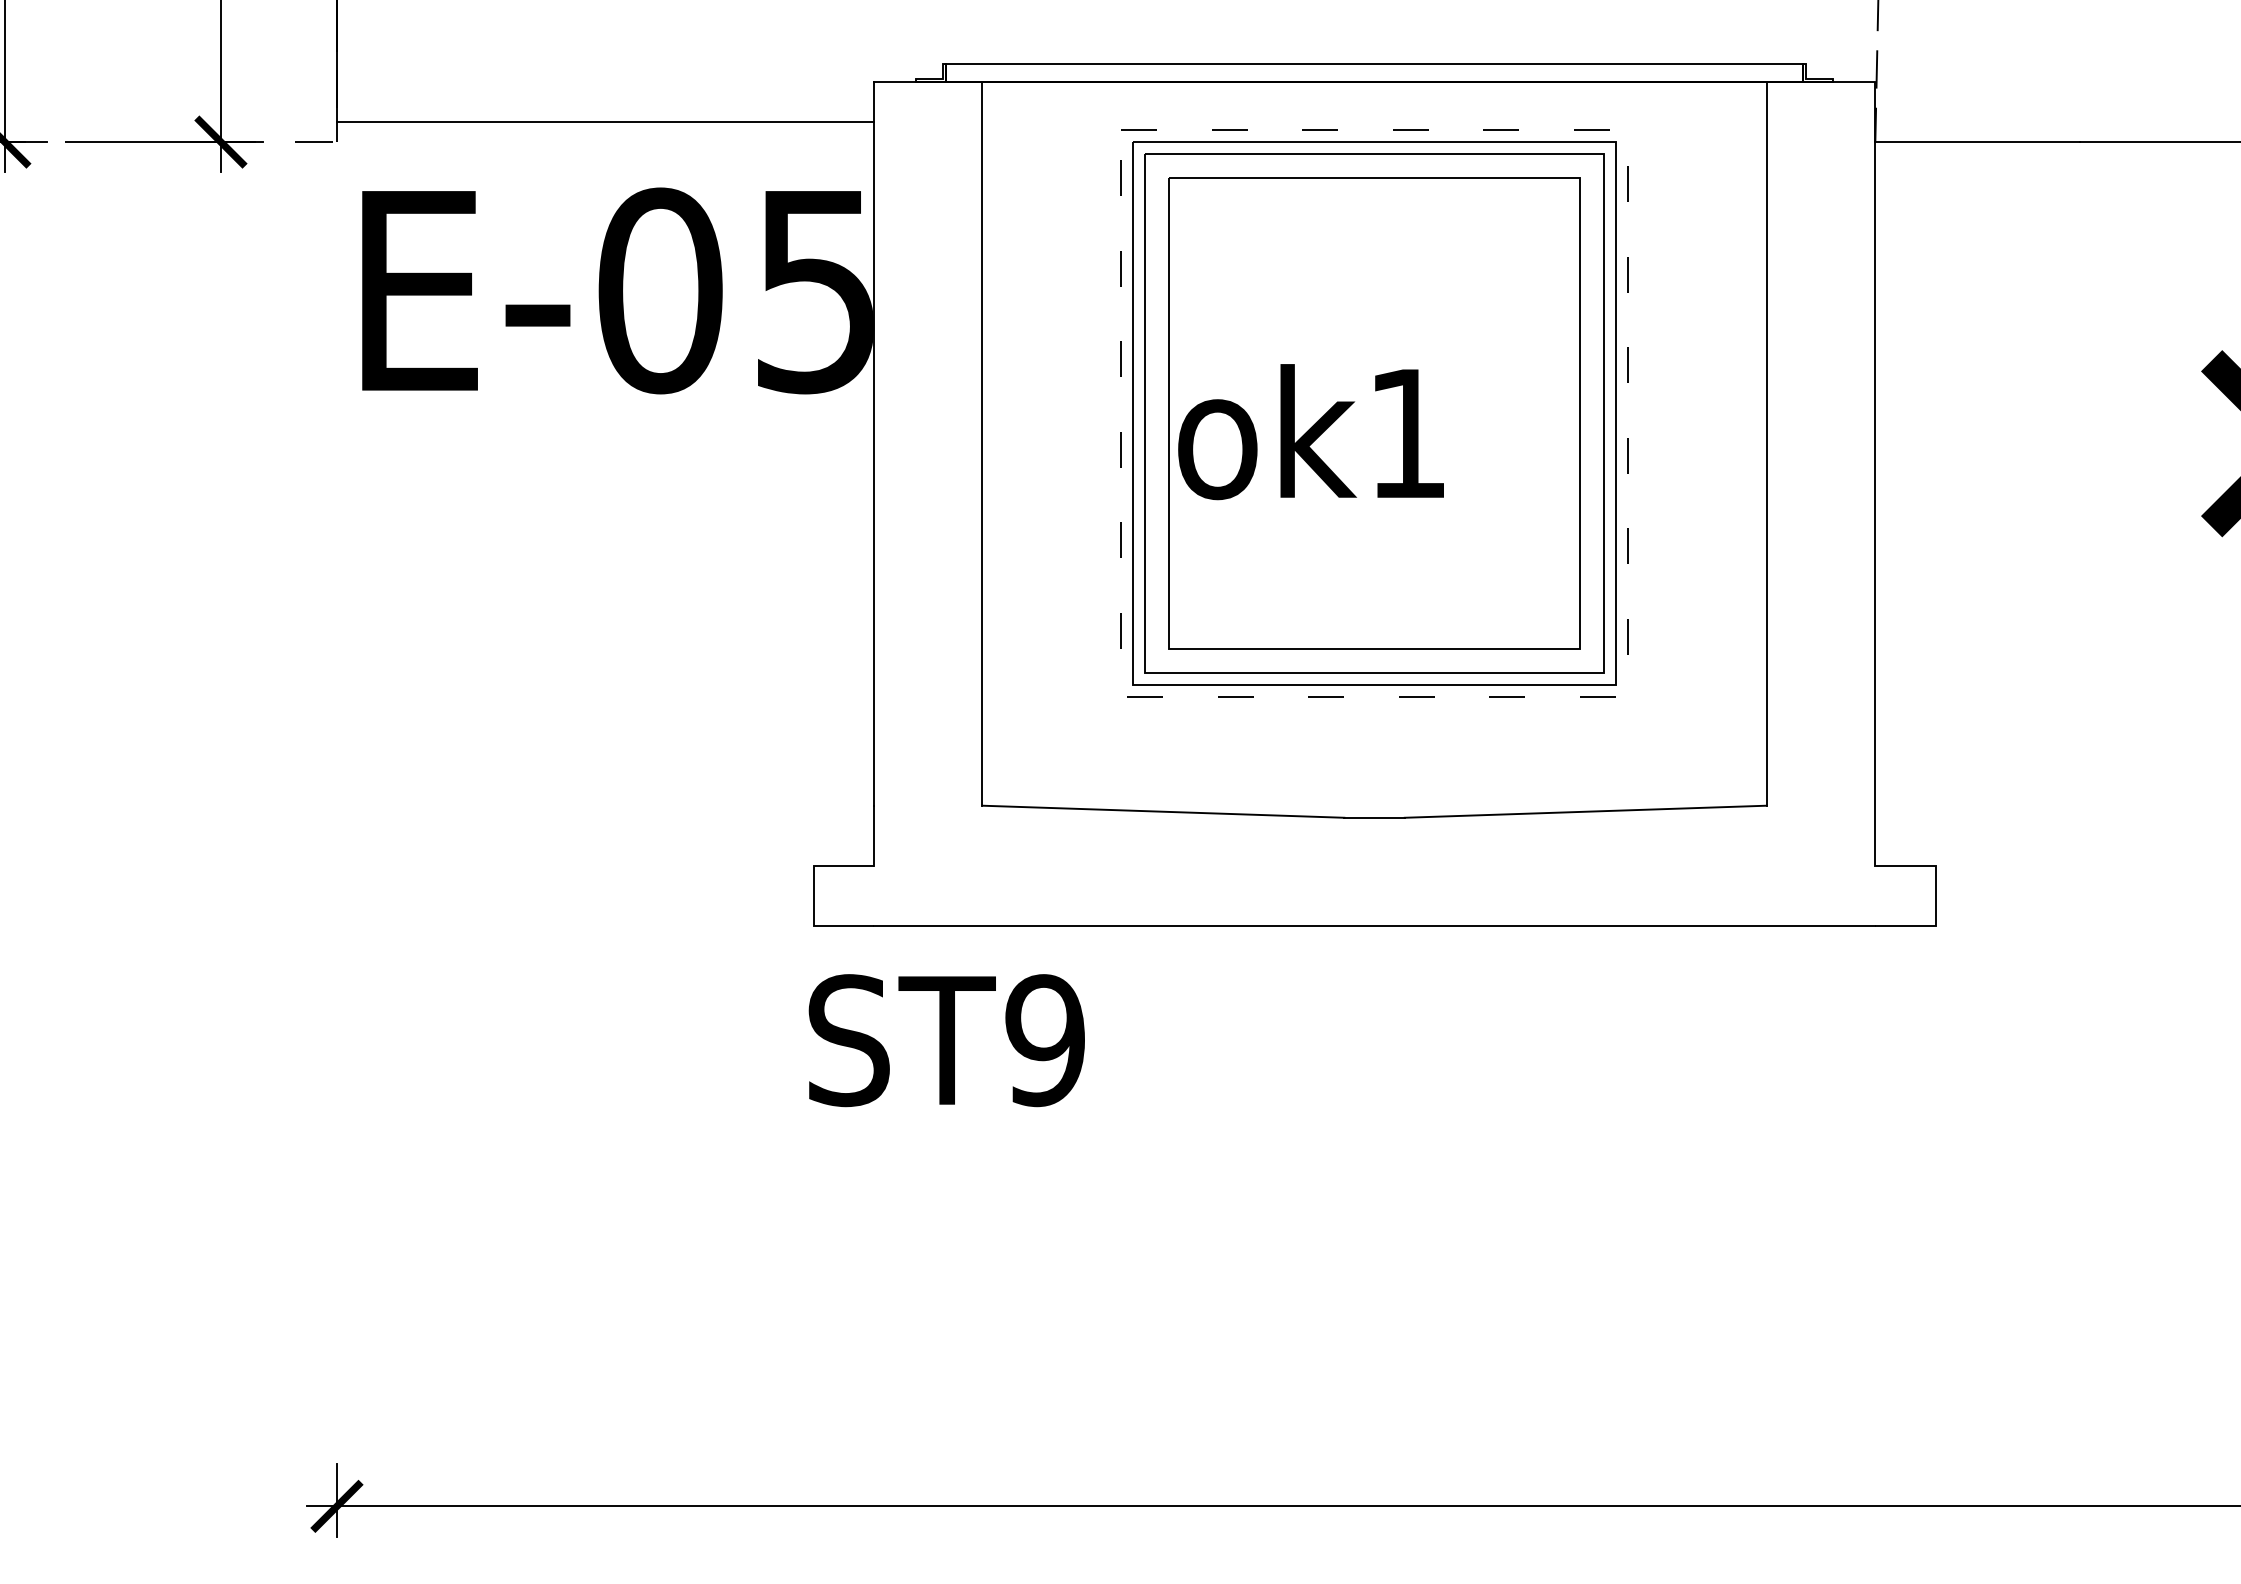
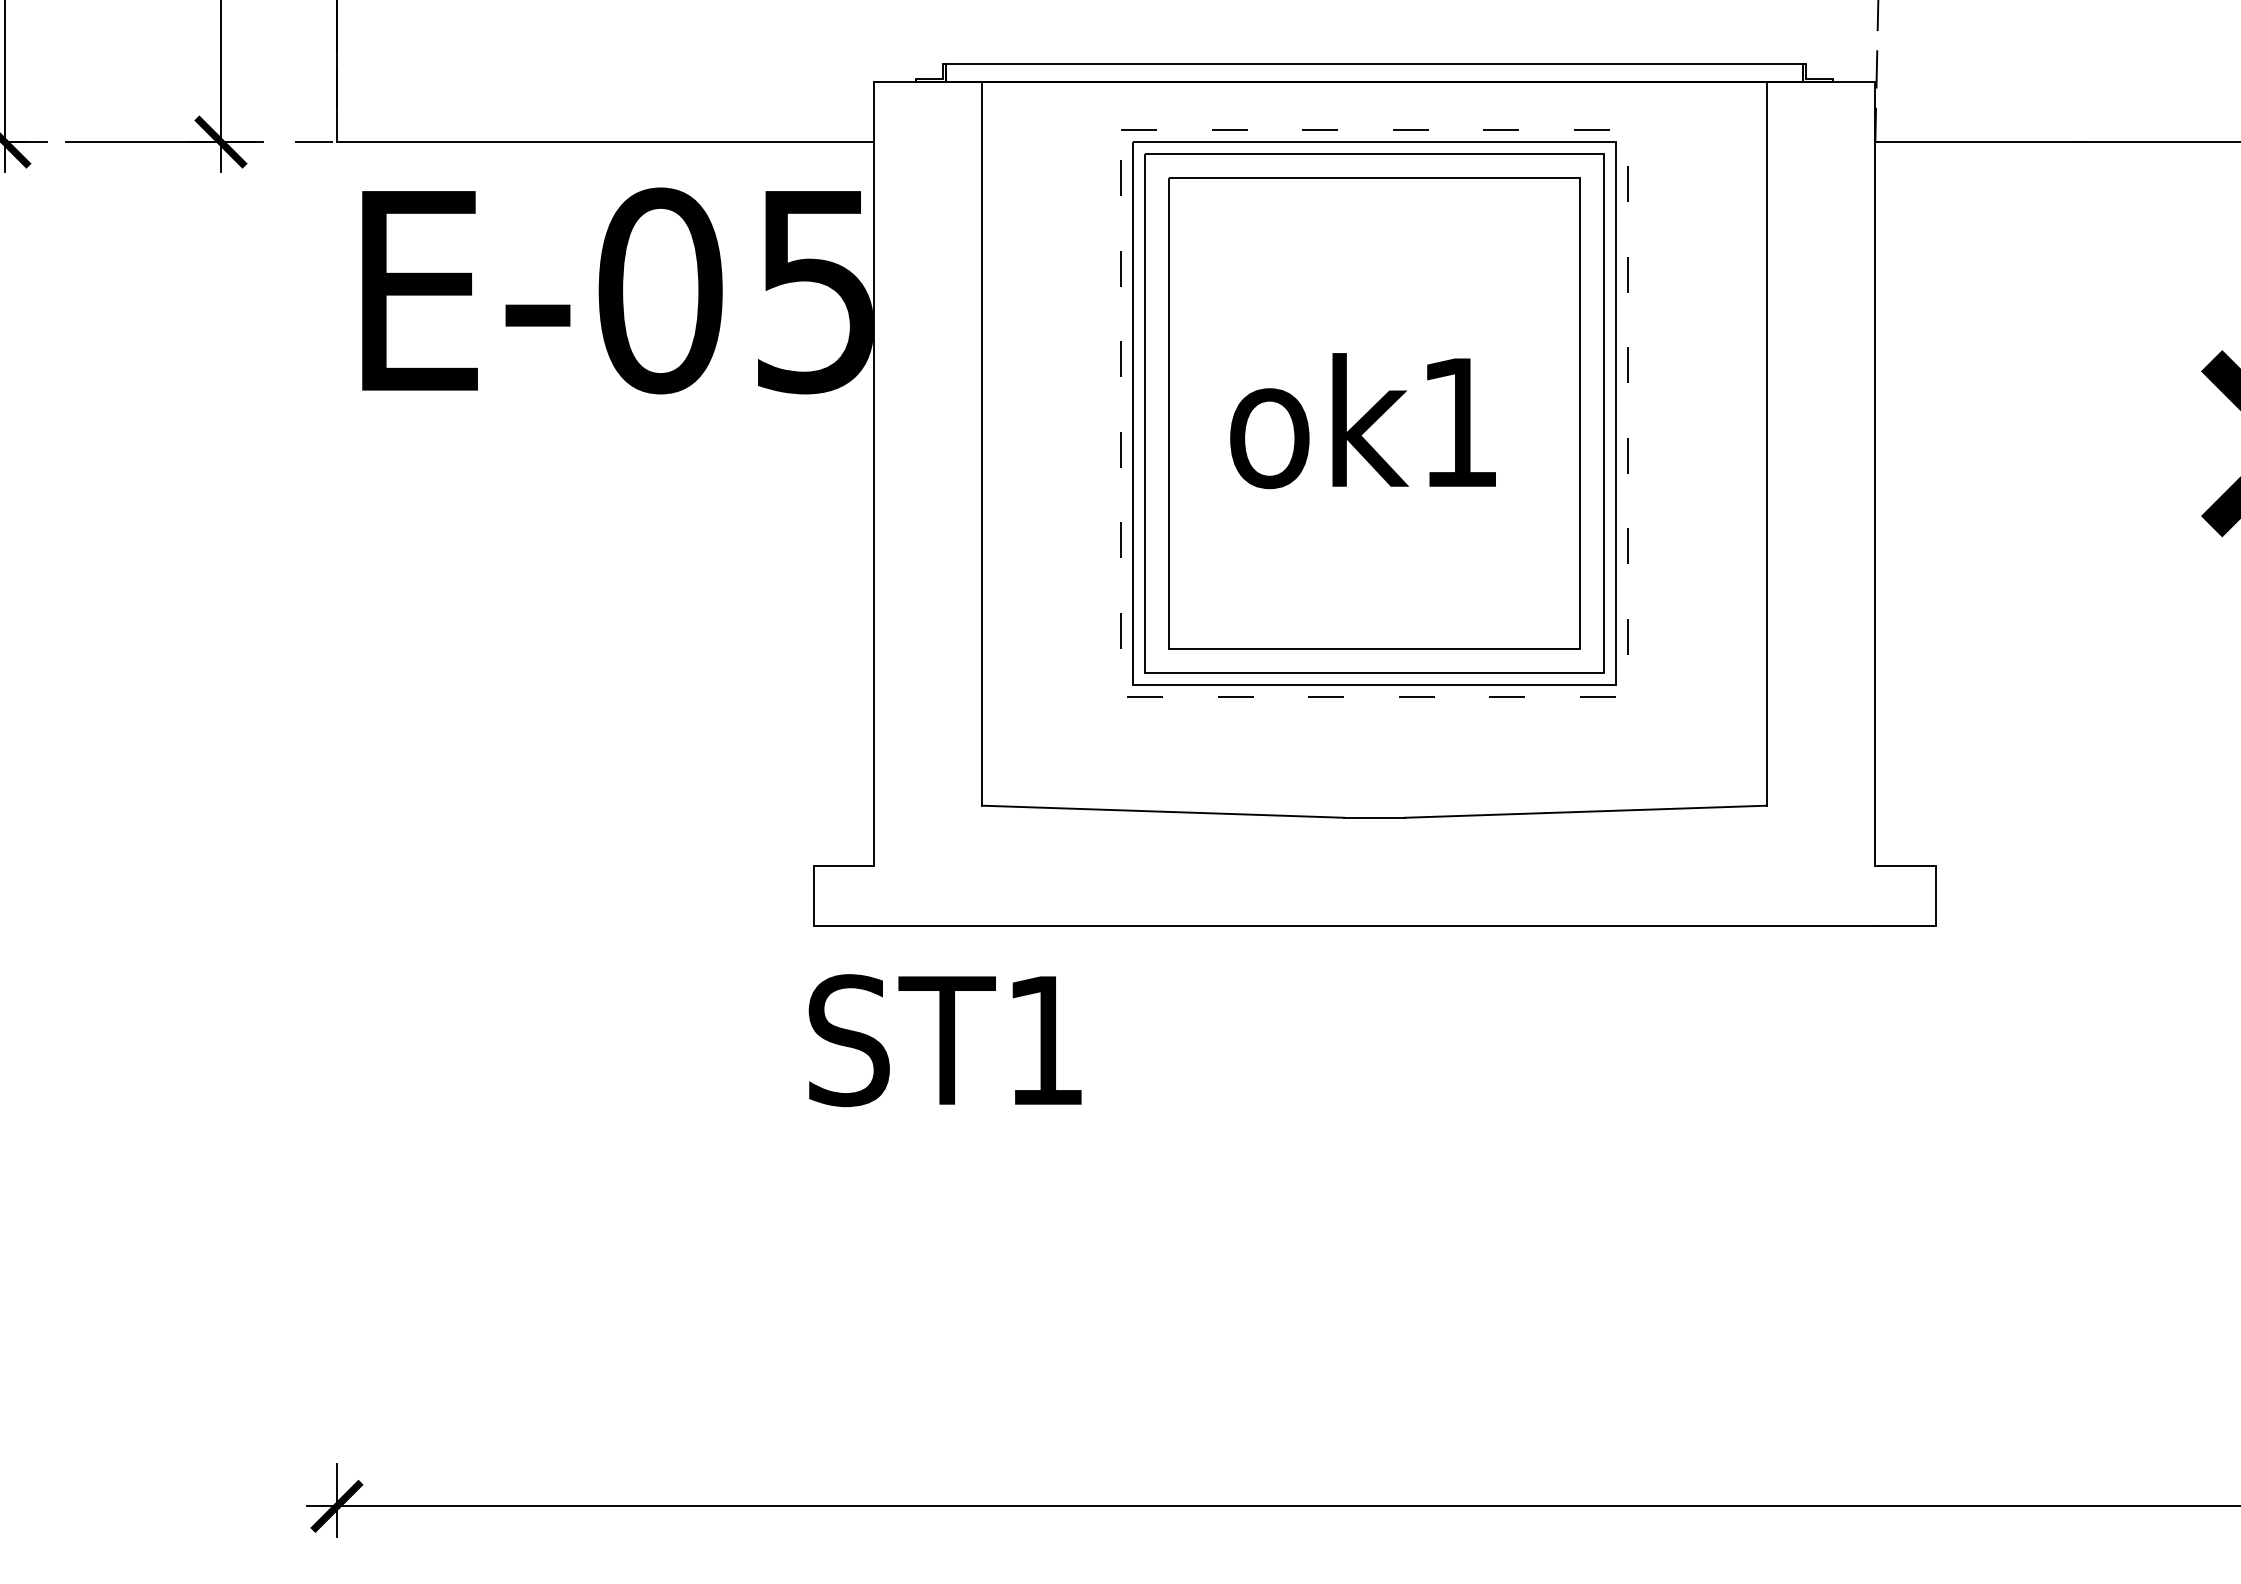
line position: (604, 122) -> (604, 142) (604, 142)
text position: (1310, 432) -> (1362, 421) (1362, 421)
text: ST9 -> ST1 (1044, 1040)
